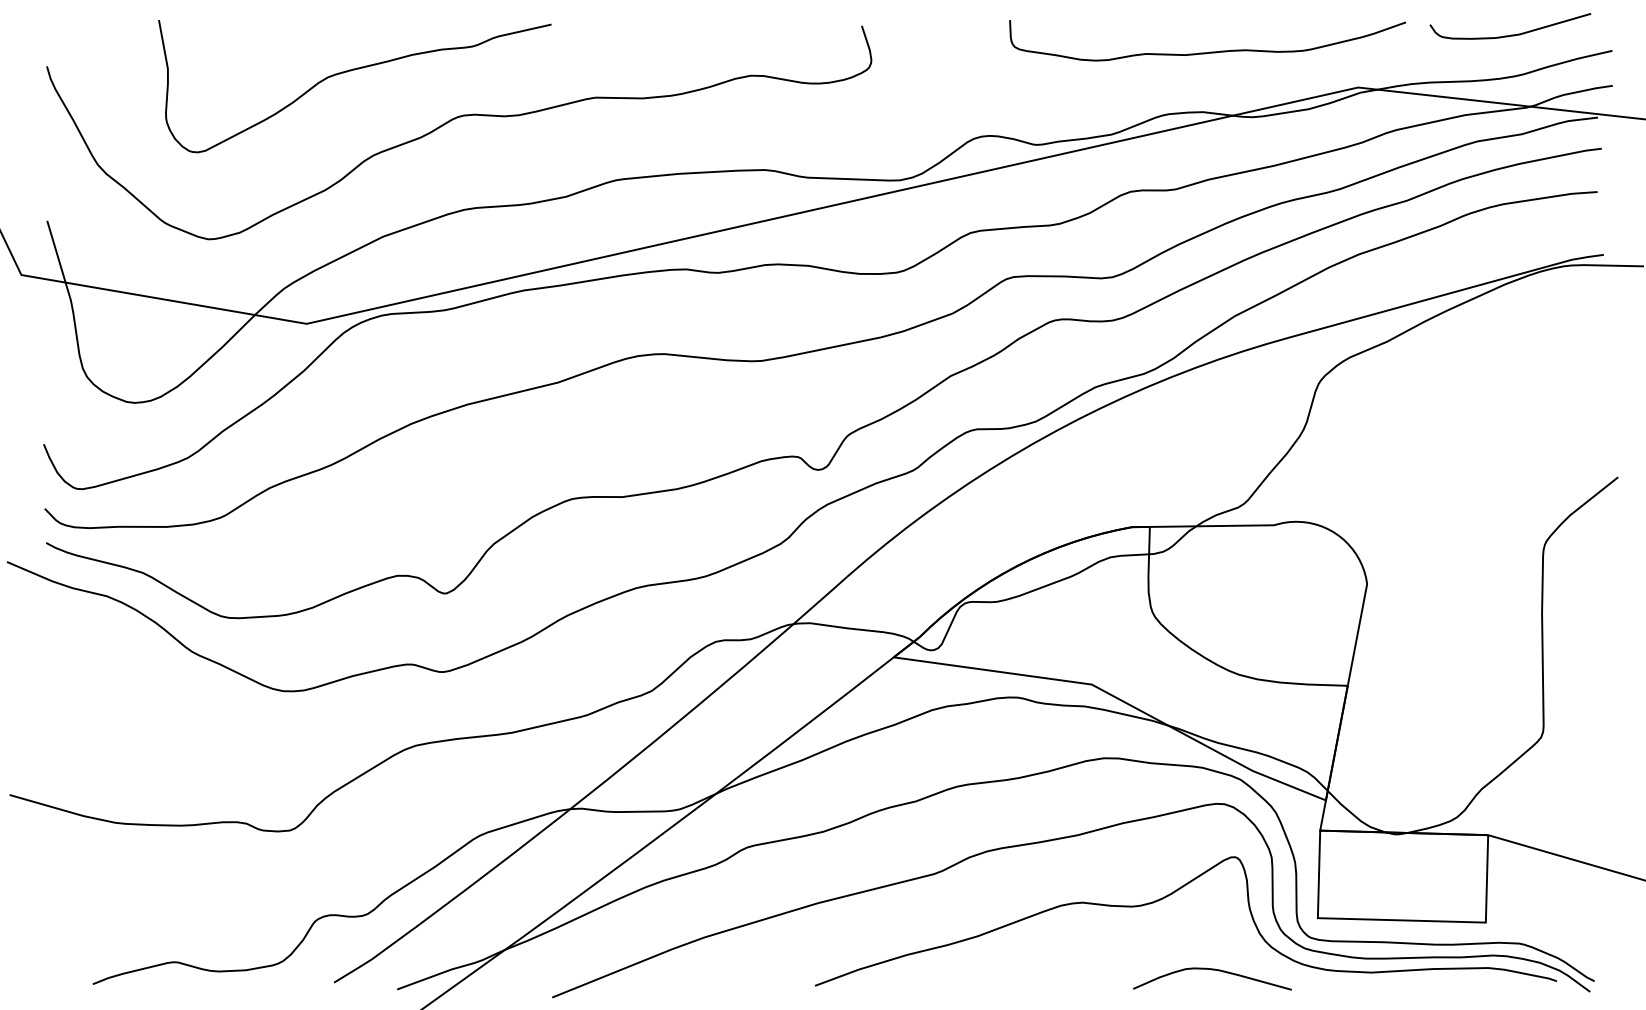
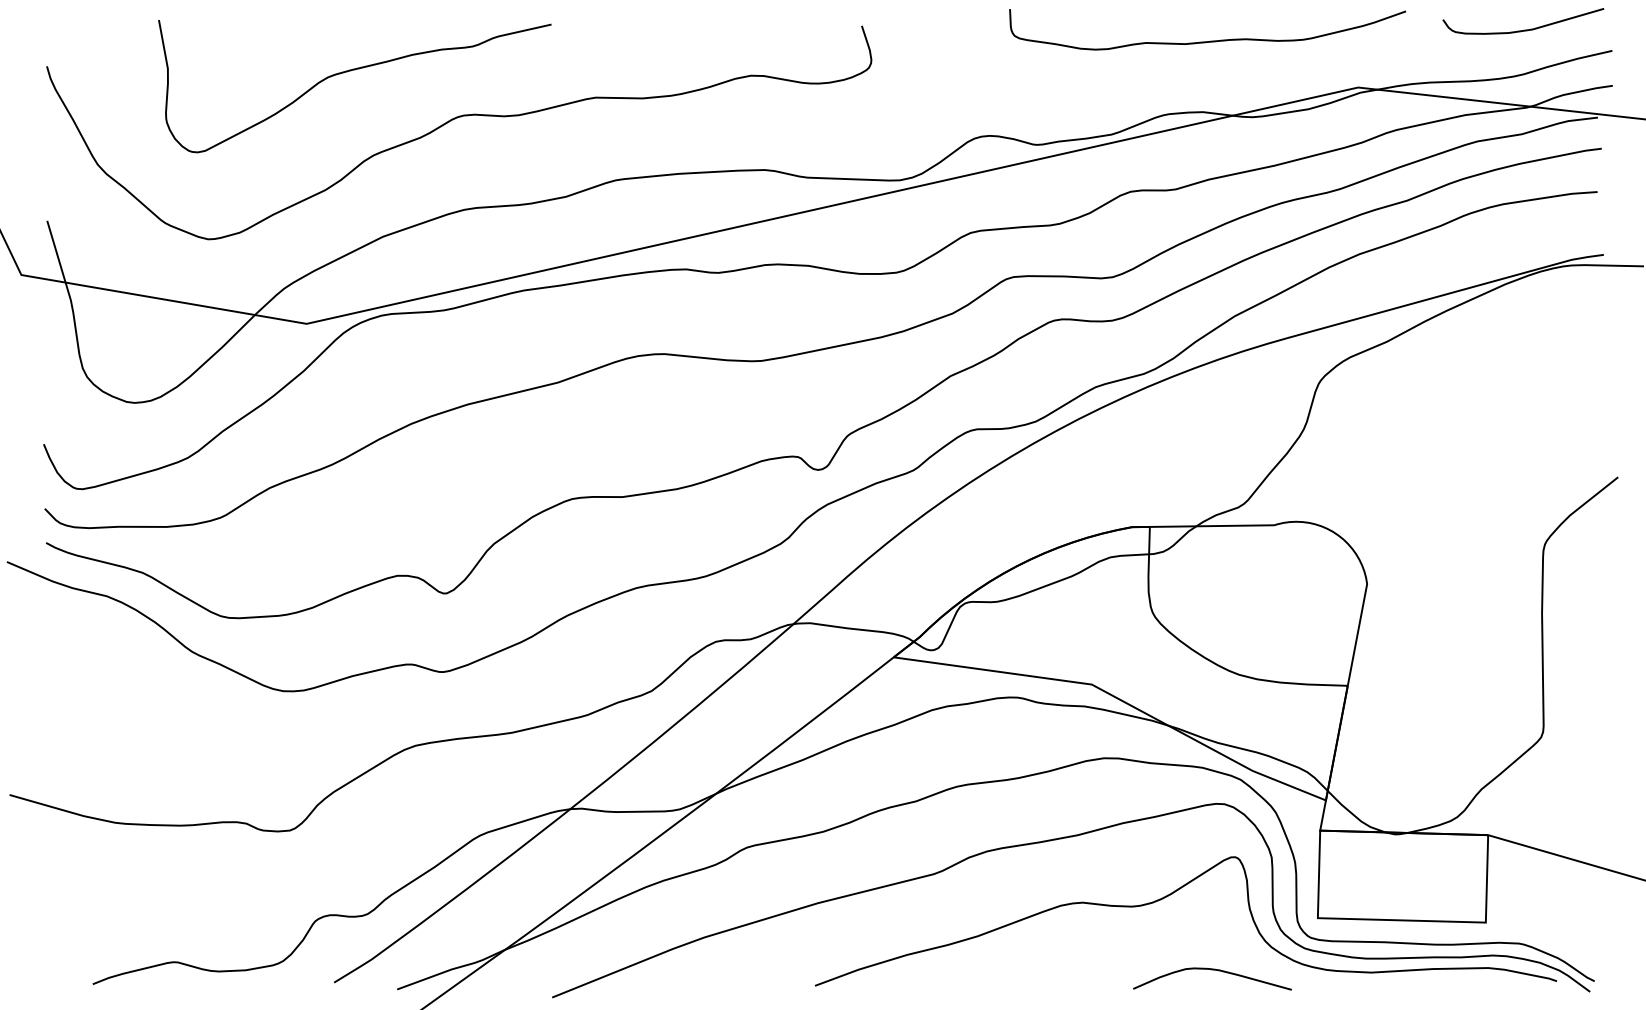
curve position: (1510, 34) -> (1523, 29) (1523, 29)
curve position: (1210, 51) -> (1210, 40) (1210, 40)
